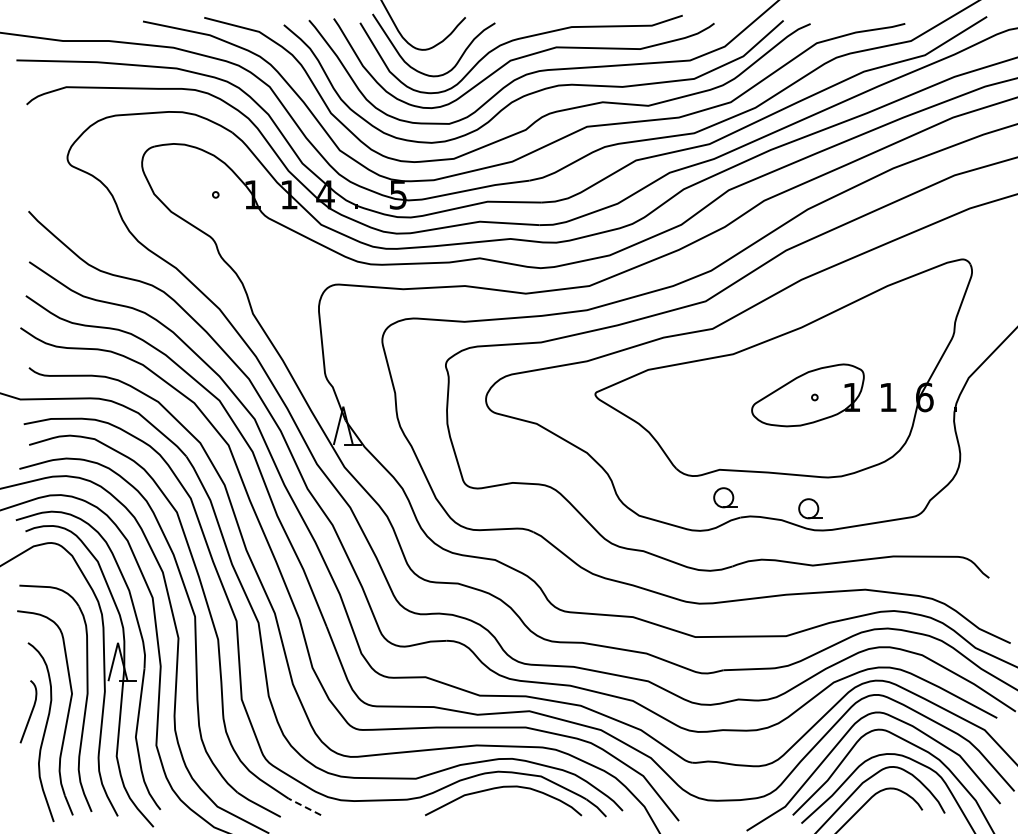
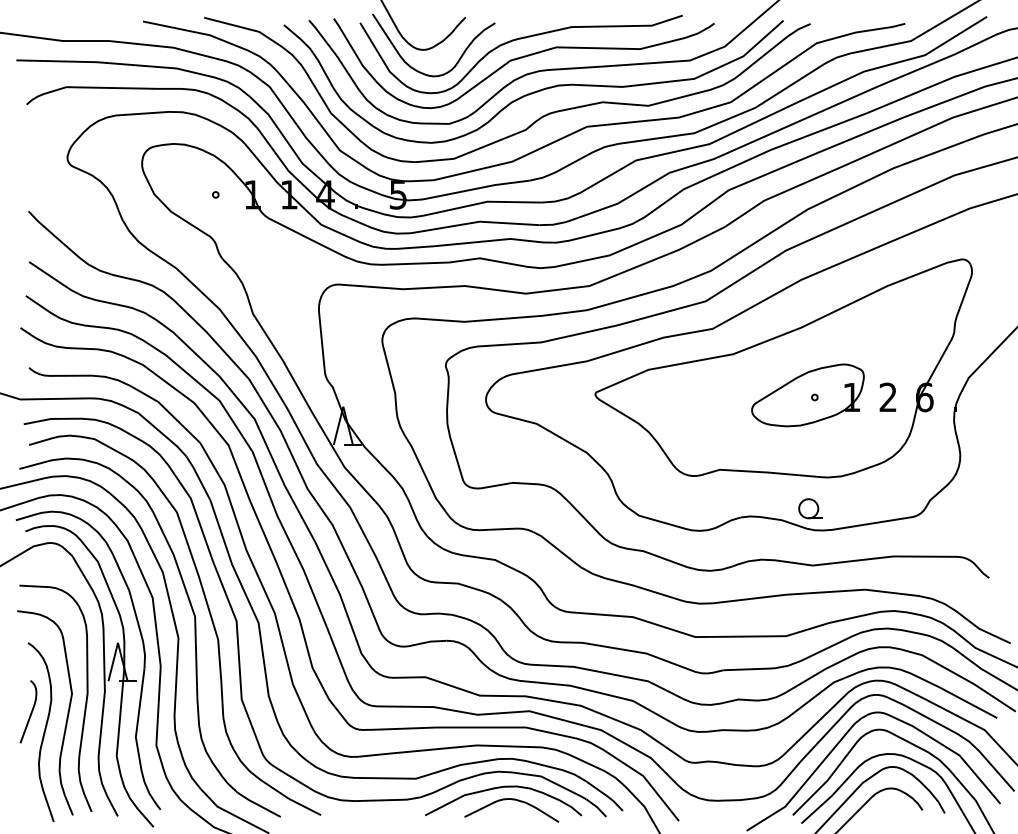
text: 1 -> 2 (887, 396)
part: present -> none (725, 497)
curve: none -> present (511, 800)
line: dashed -> solid (304, 806)
